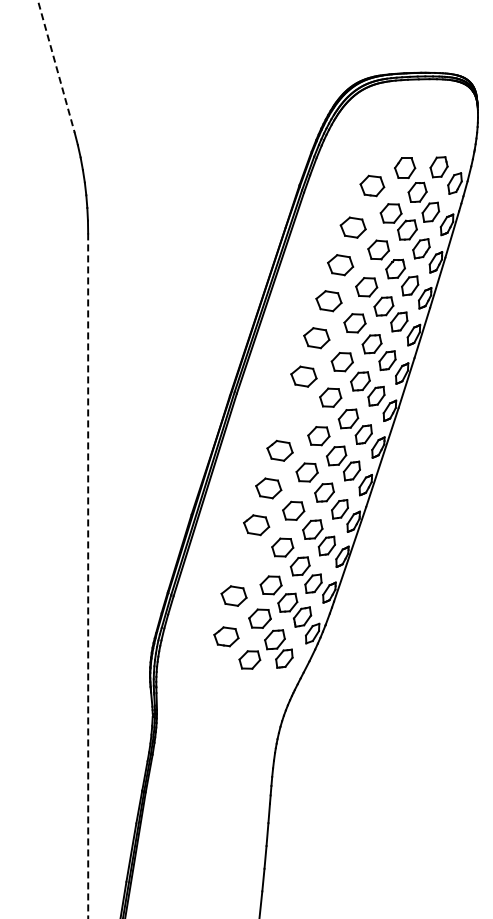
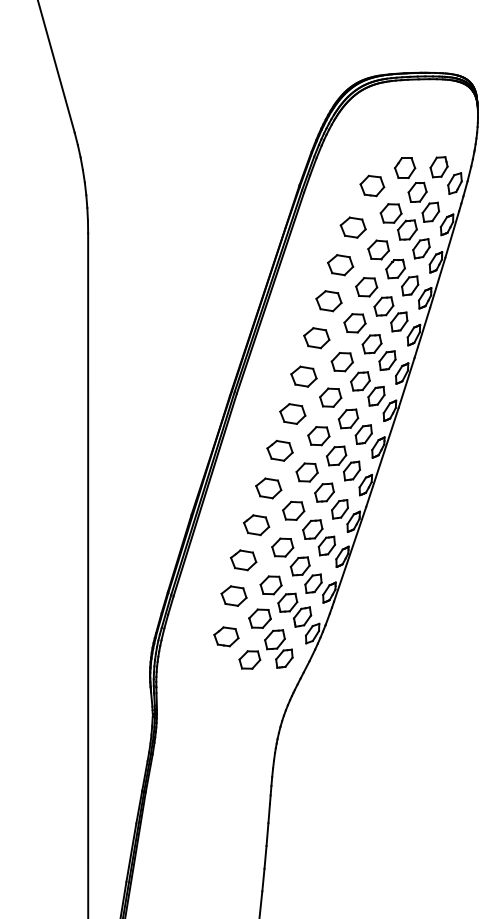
line: dashed -> solid (56, 67)
part: none -> present (292, 413)
part: none -> present (243, 560)
line: dashed -> solid (88, 576)
